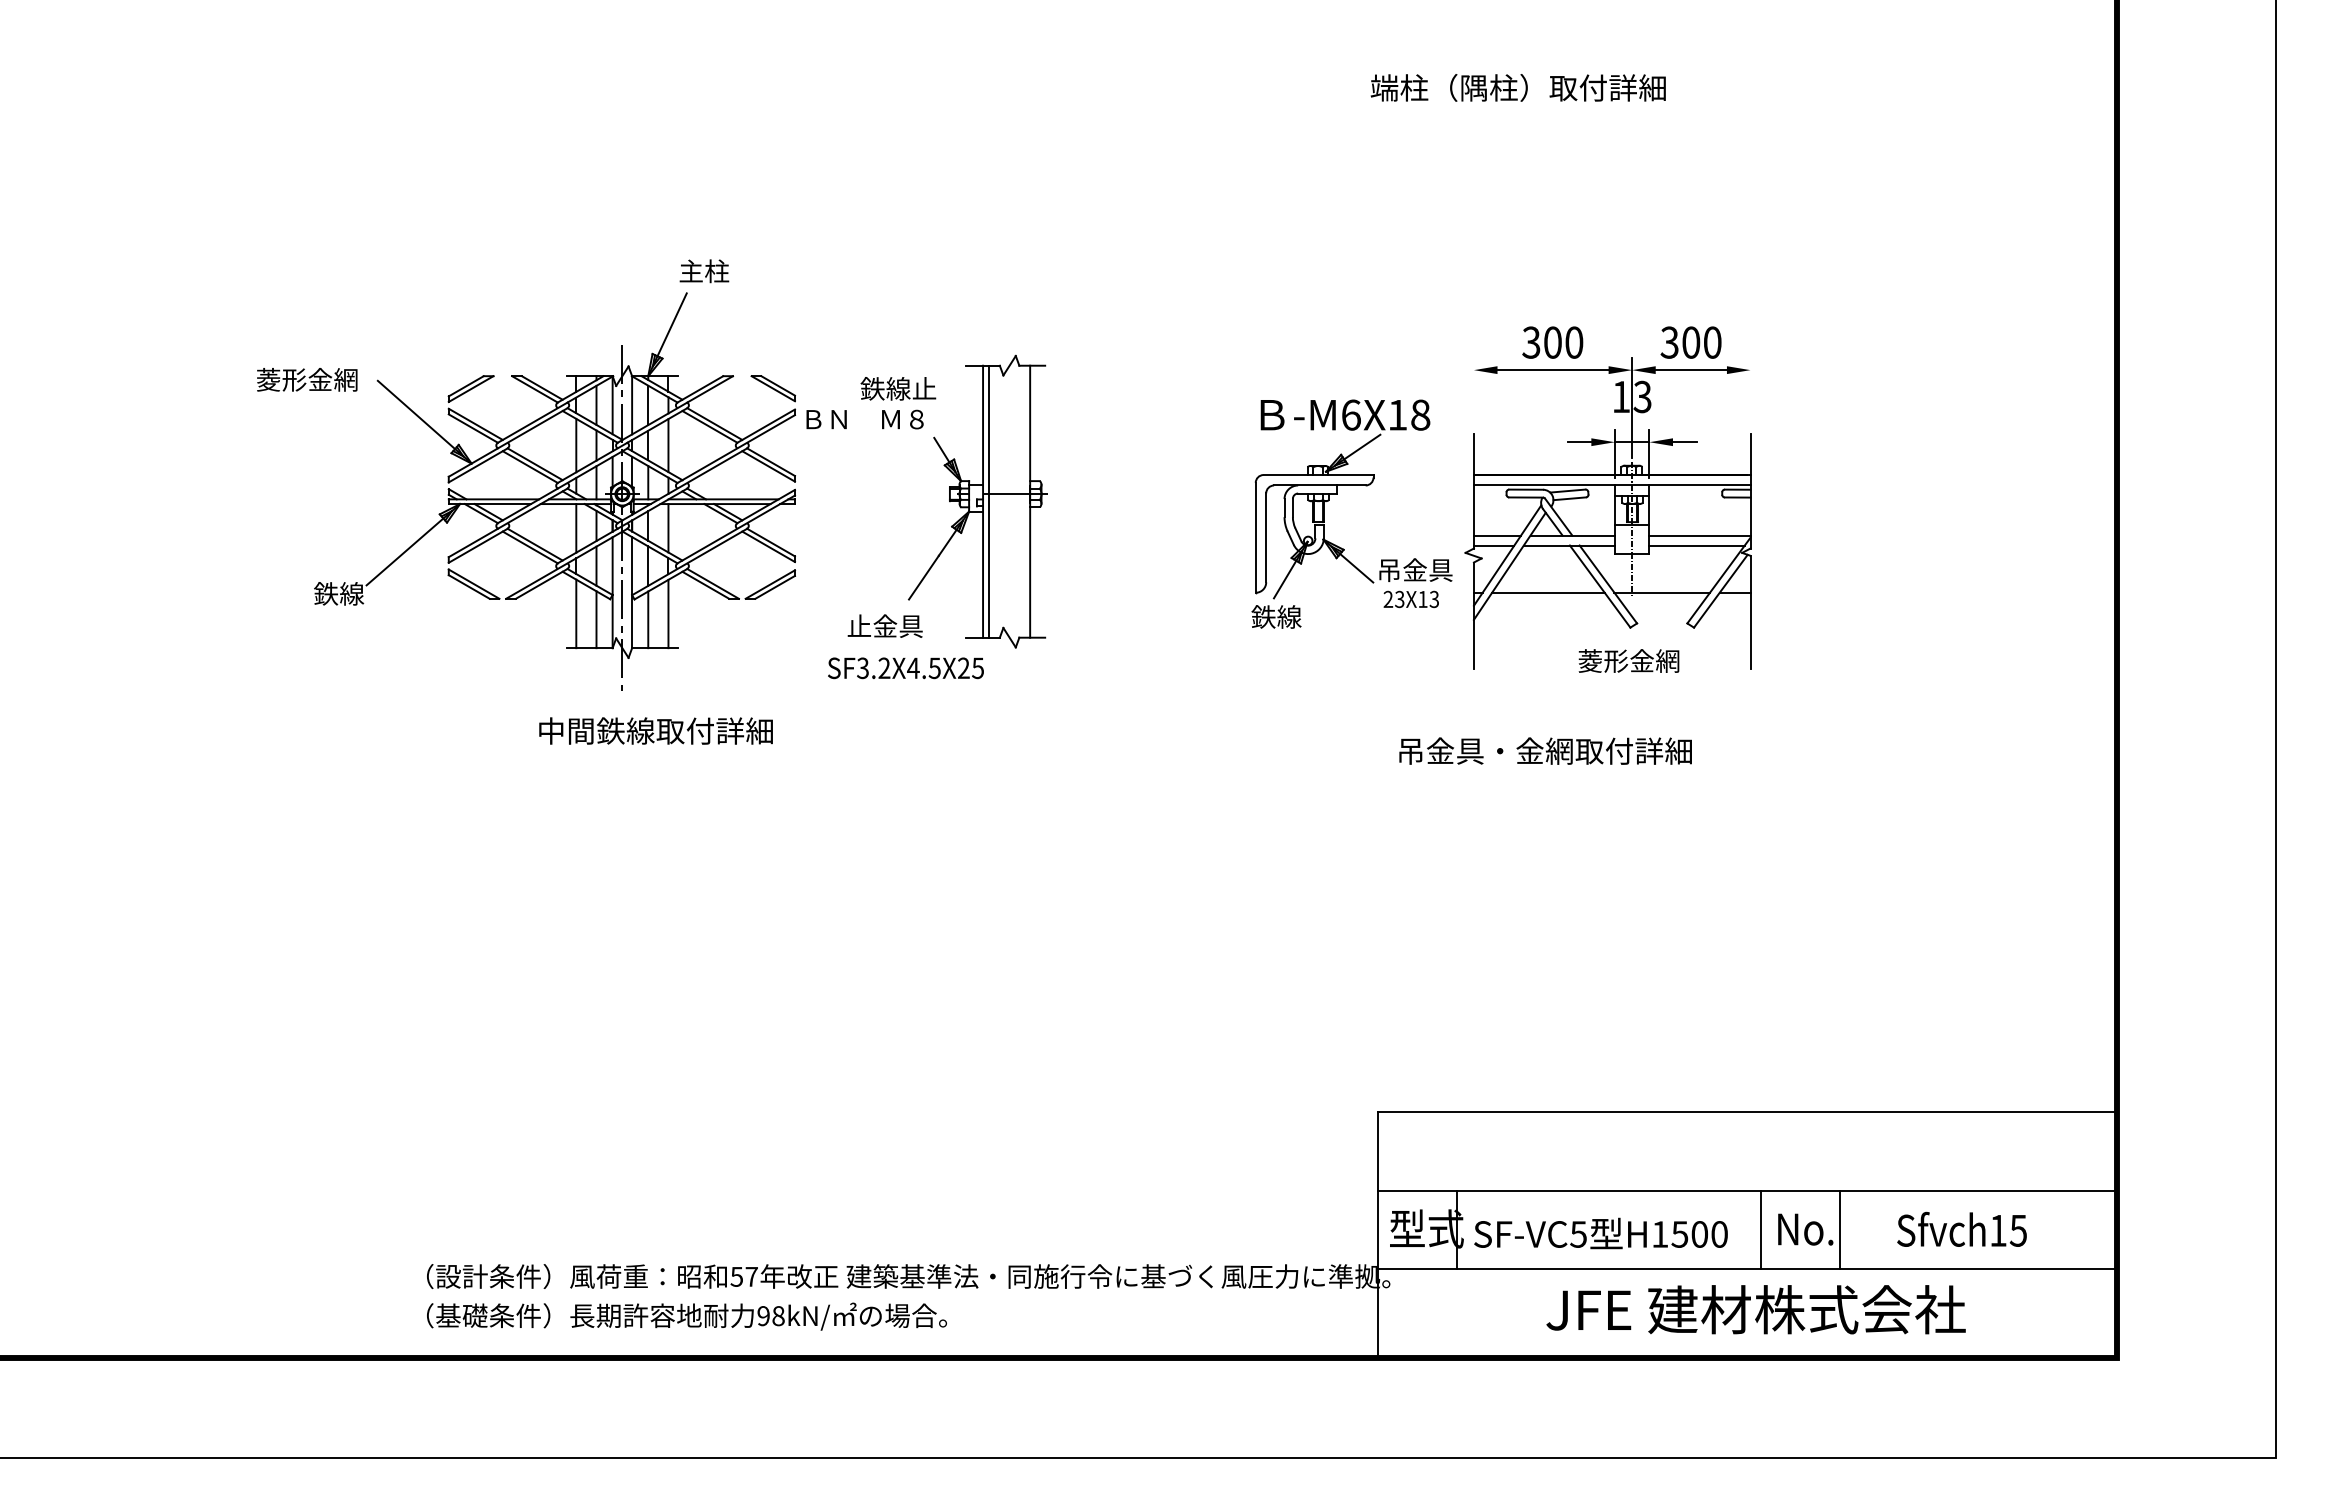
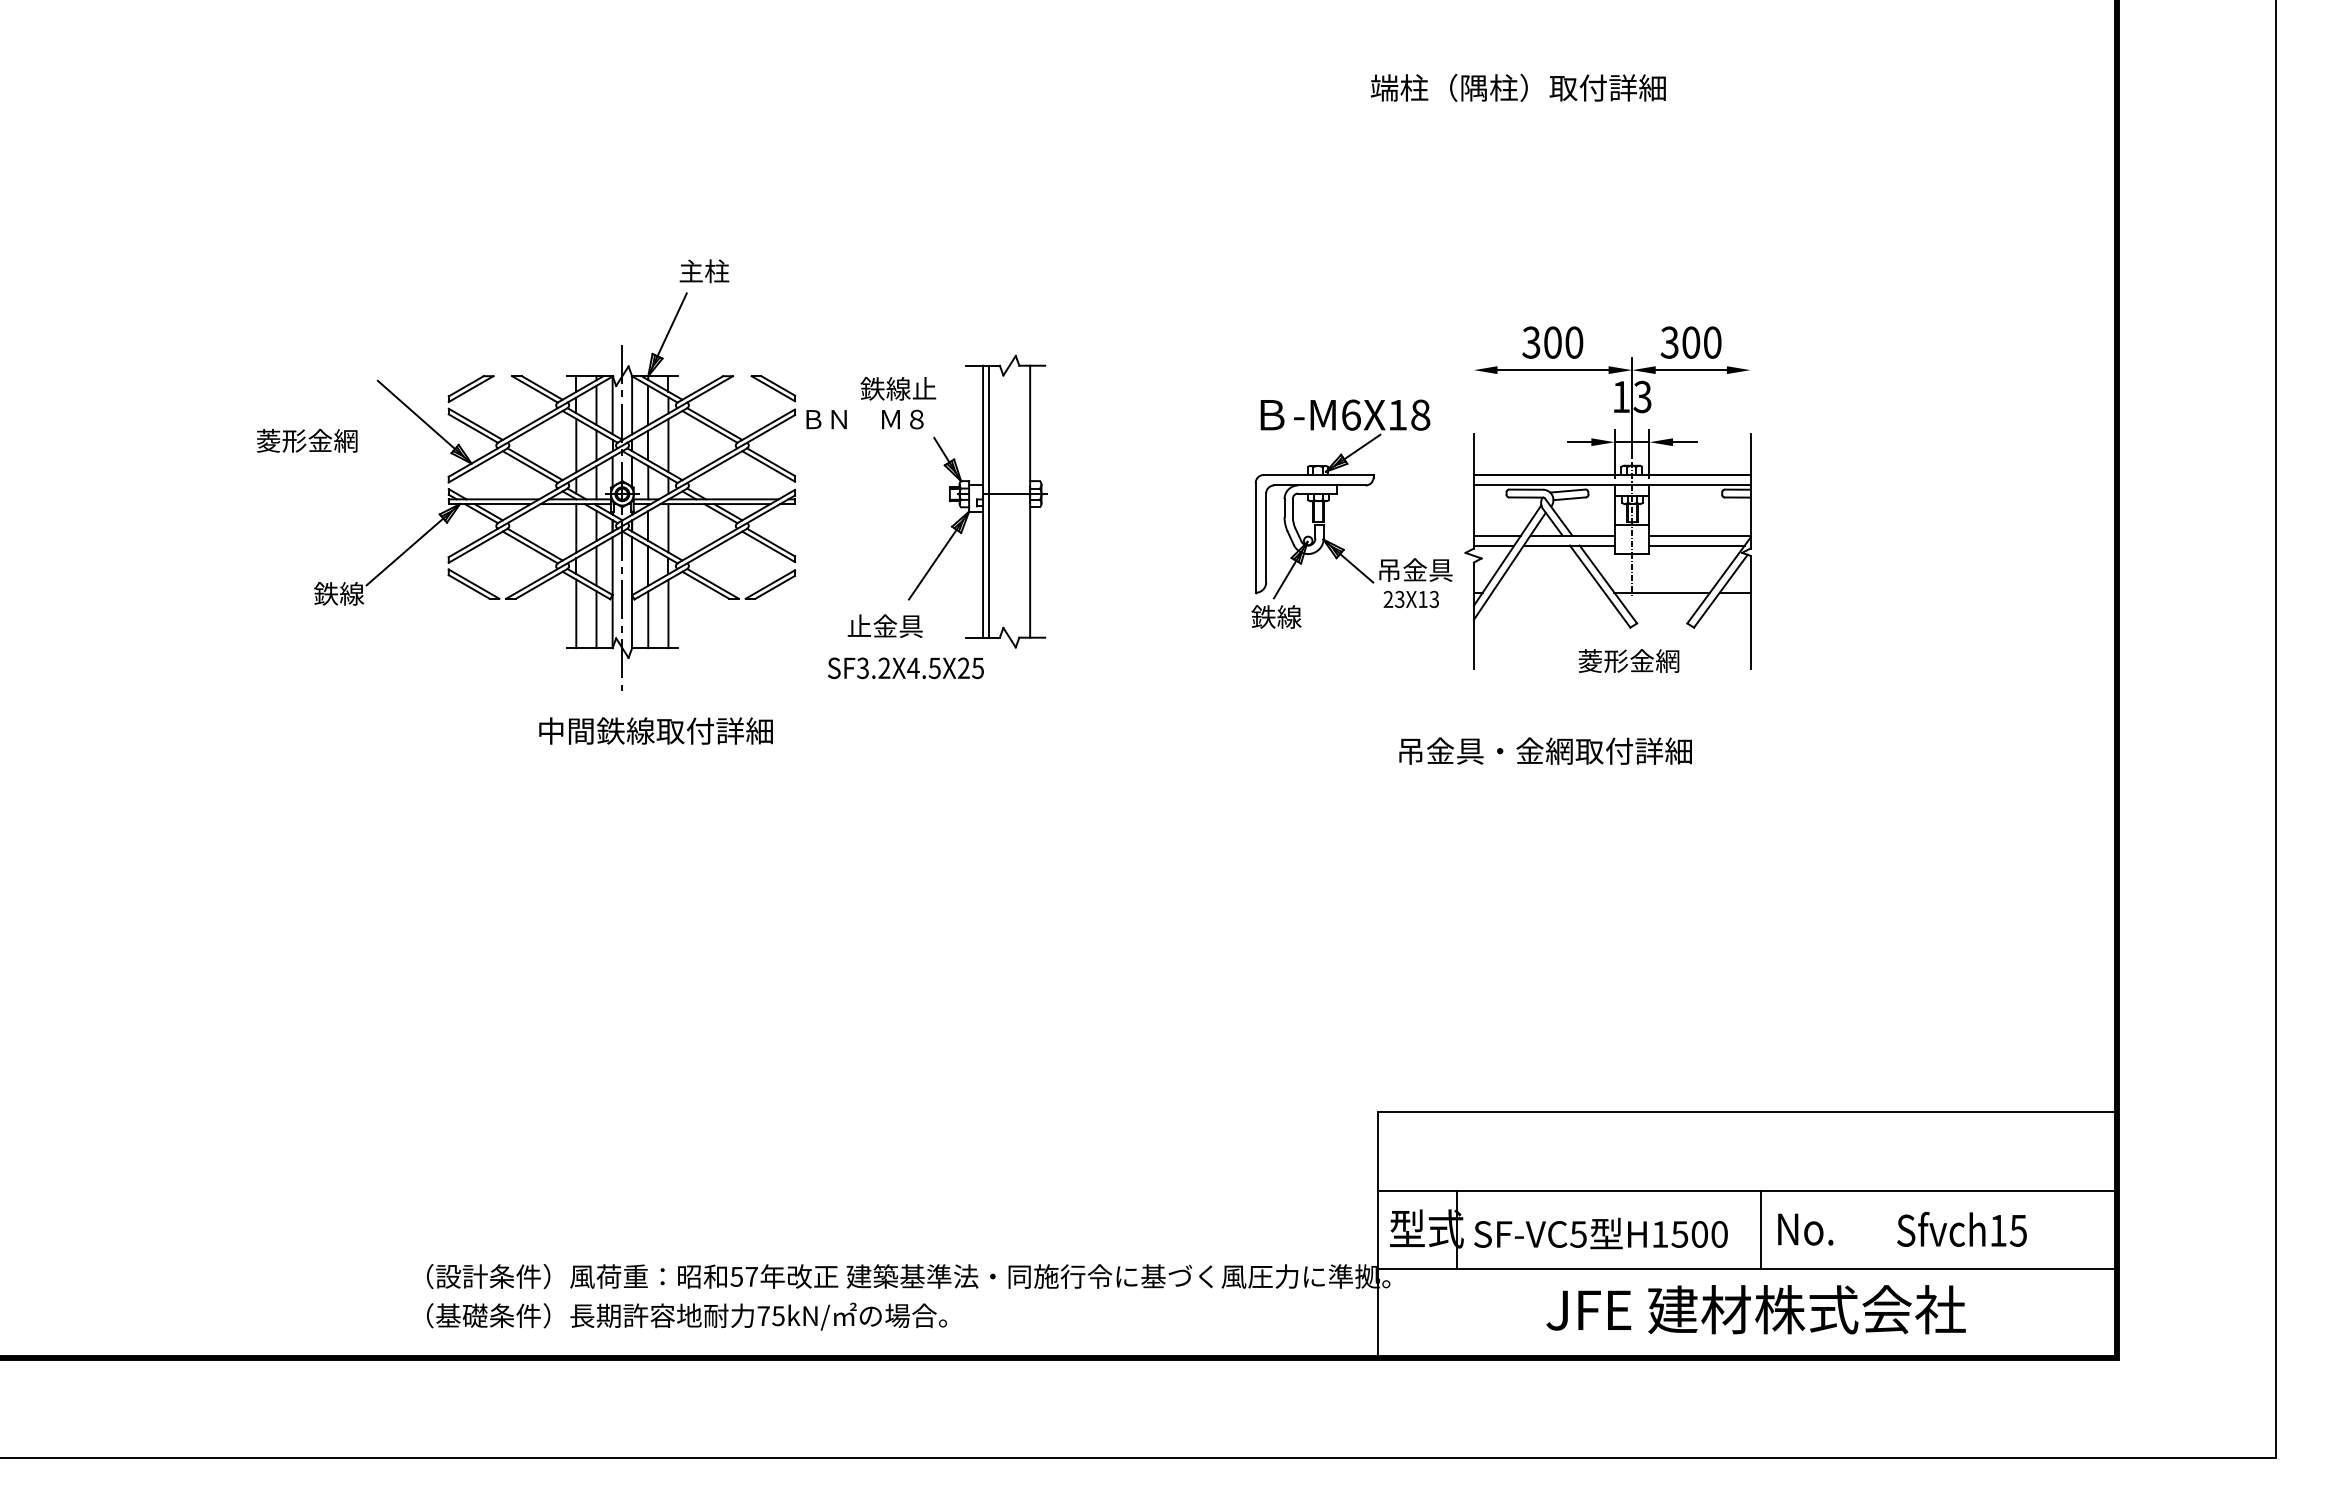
text position: (307, 379) -> (307, 440) (307, 440)
line: present -> none (1548, 592)
line: present -> none (1839, 1229)
text: 98kN/ -> 75kN/ (770, 1316)
